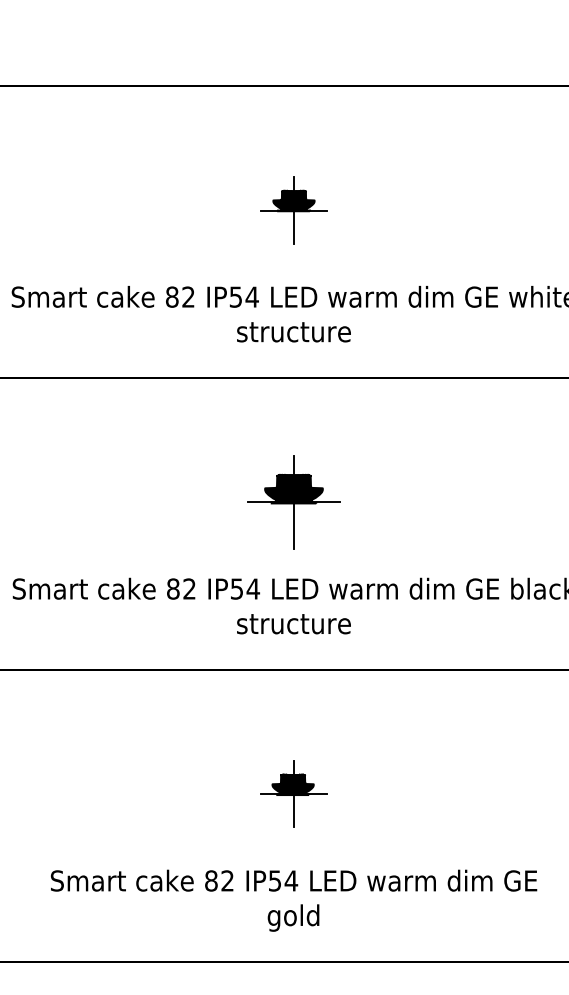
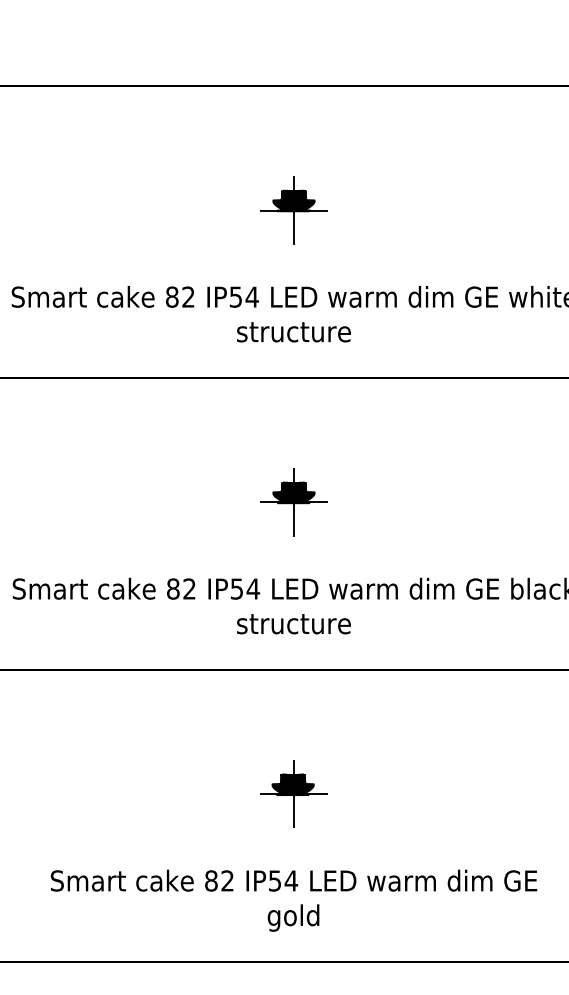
part size: 94x95 px -> 68x69 px (293, 502)
